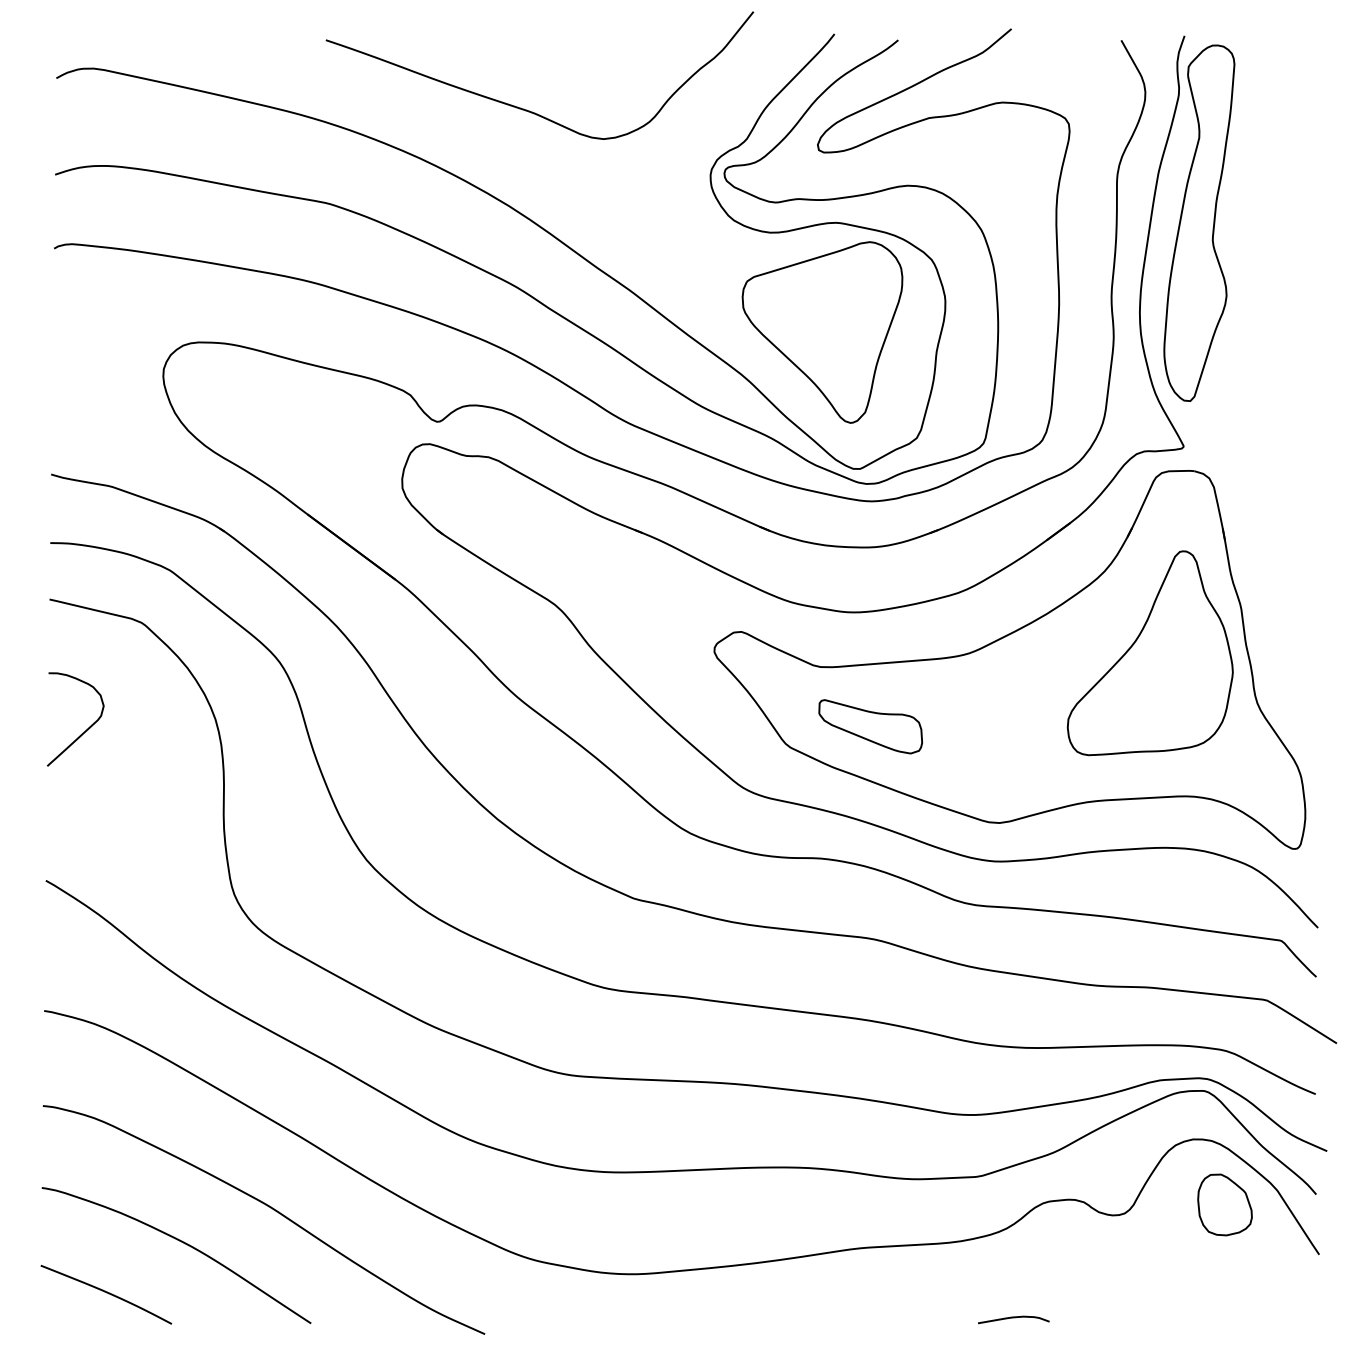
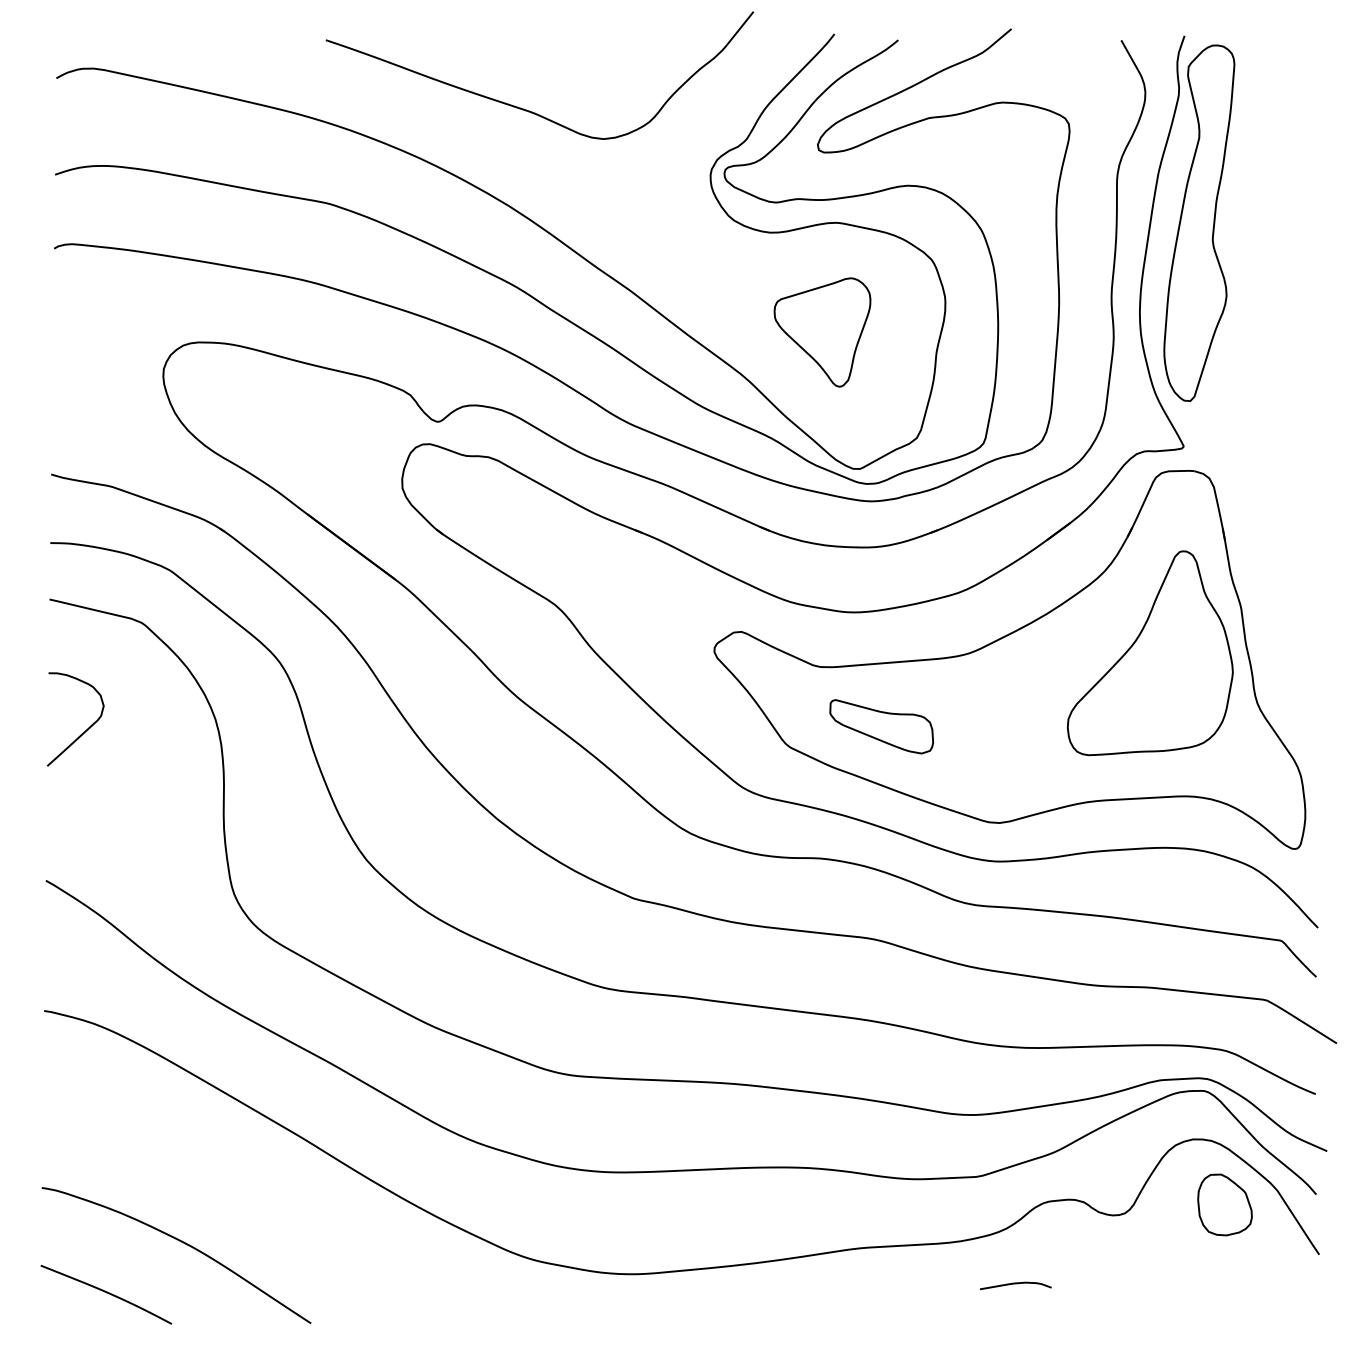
part size: 163x183 px -> 99x111 px (822, 332)
part position: (870, 726) -> (881, 726) (881, 726)
curve: present -> none (268, 1207)
curve position: (1013, 1318) -> (1015, 1284) (1015, 1284)
